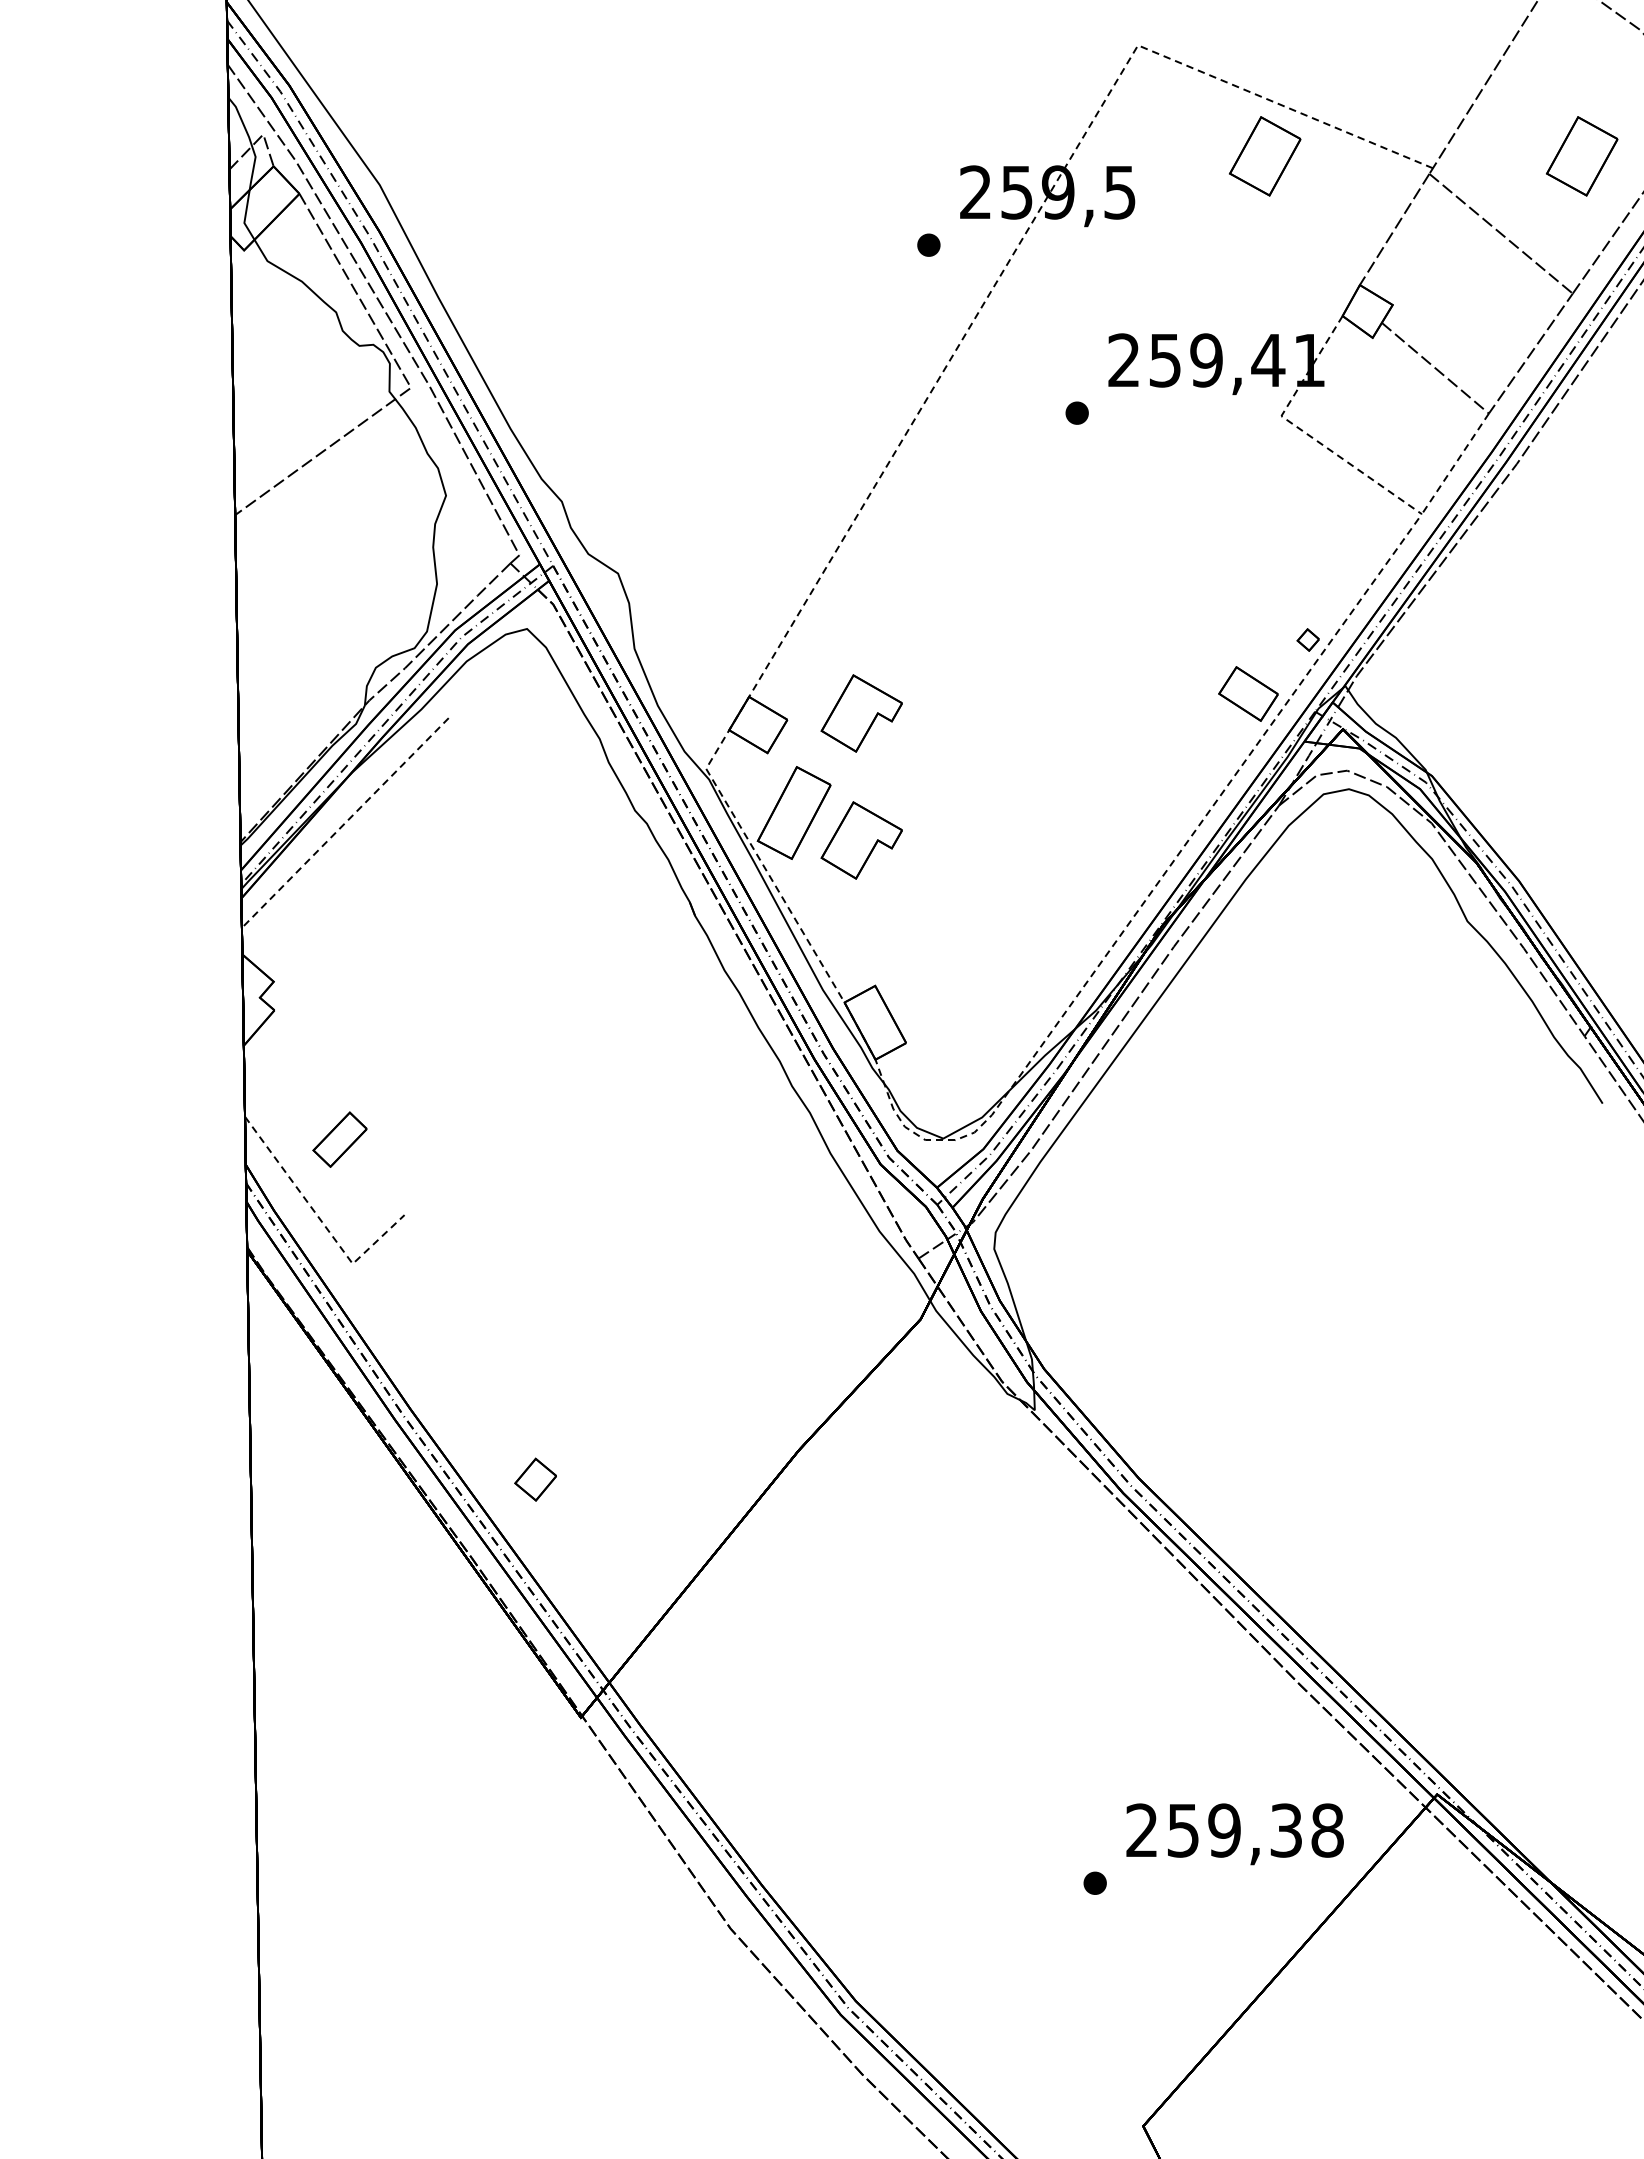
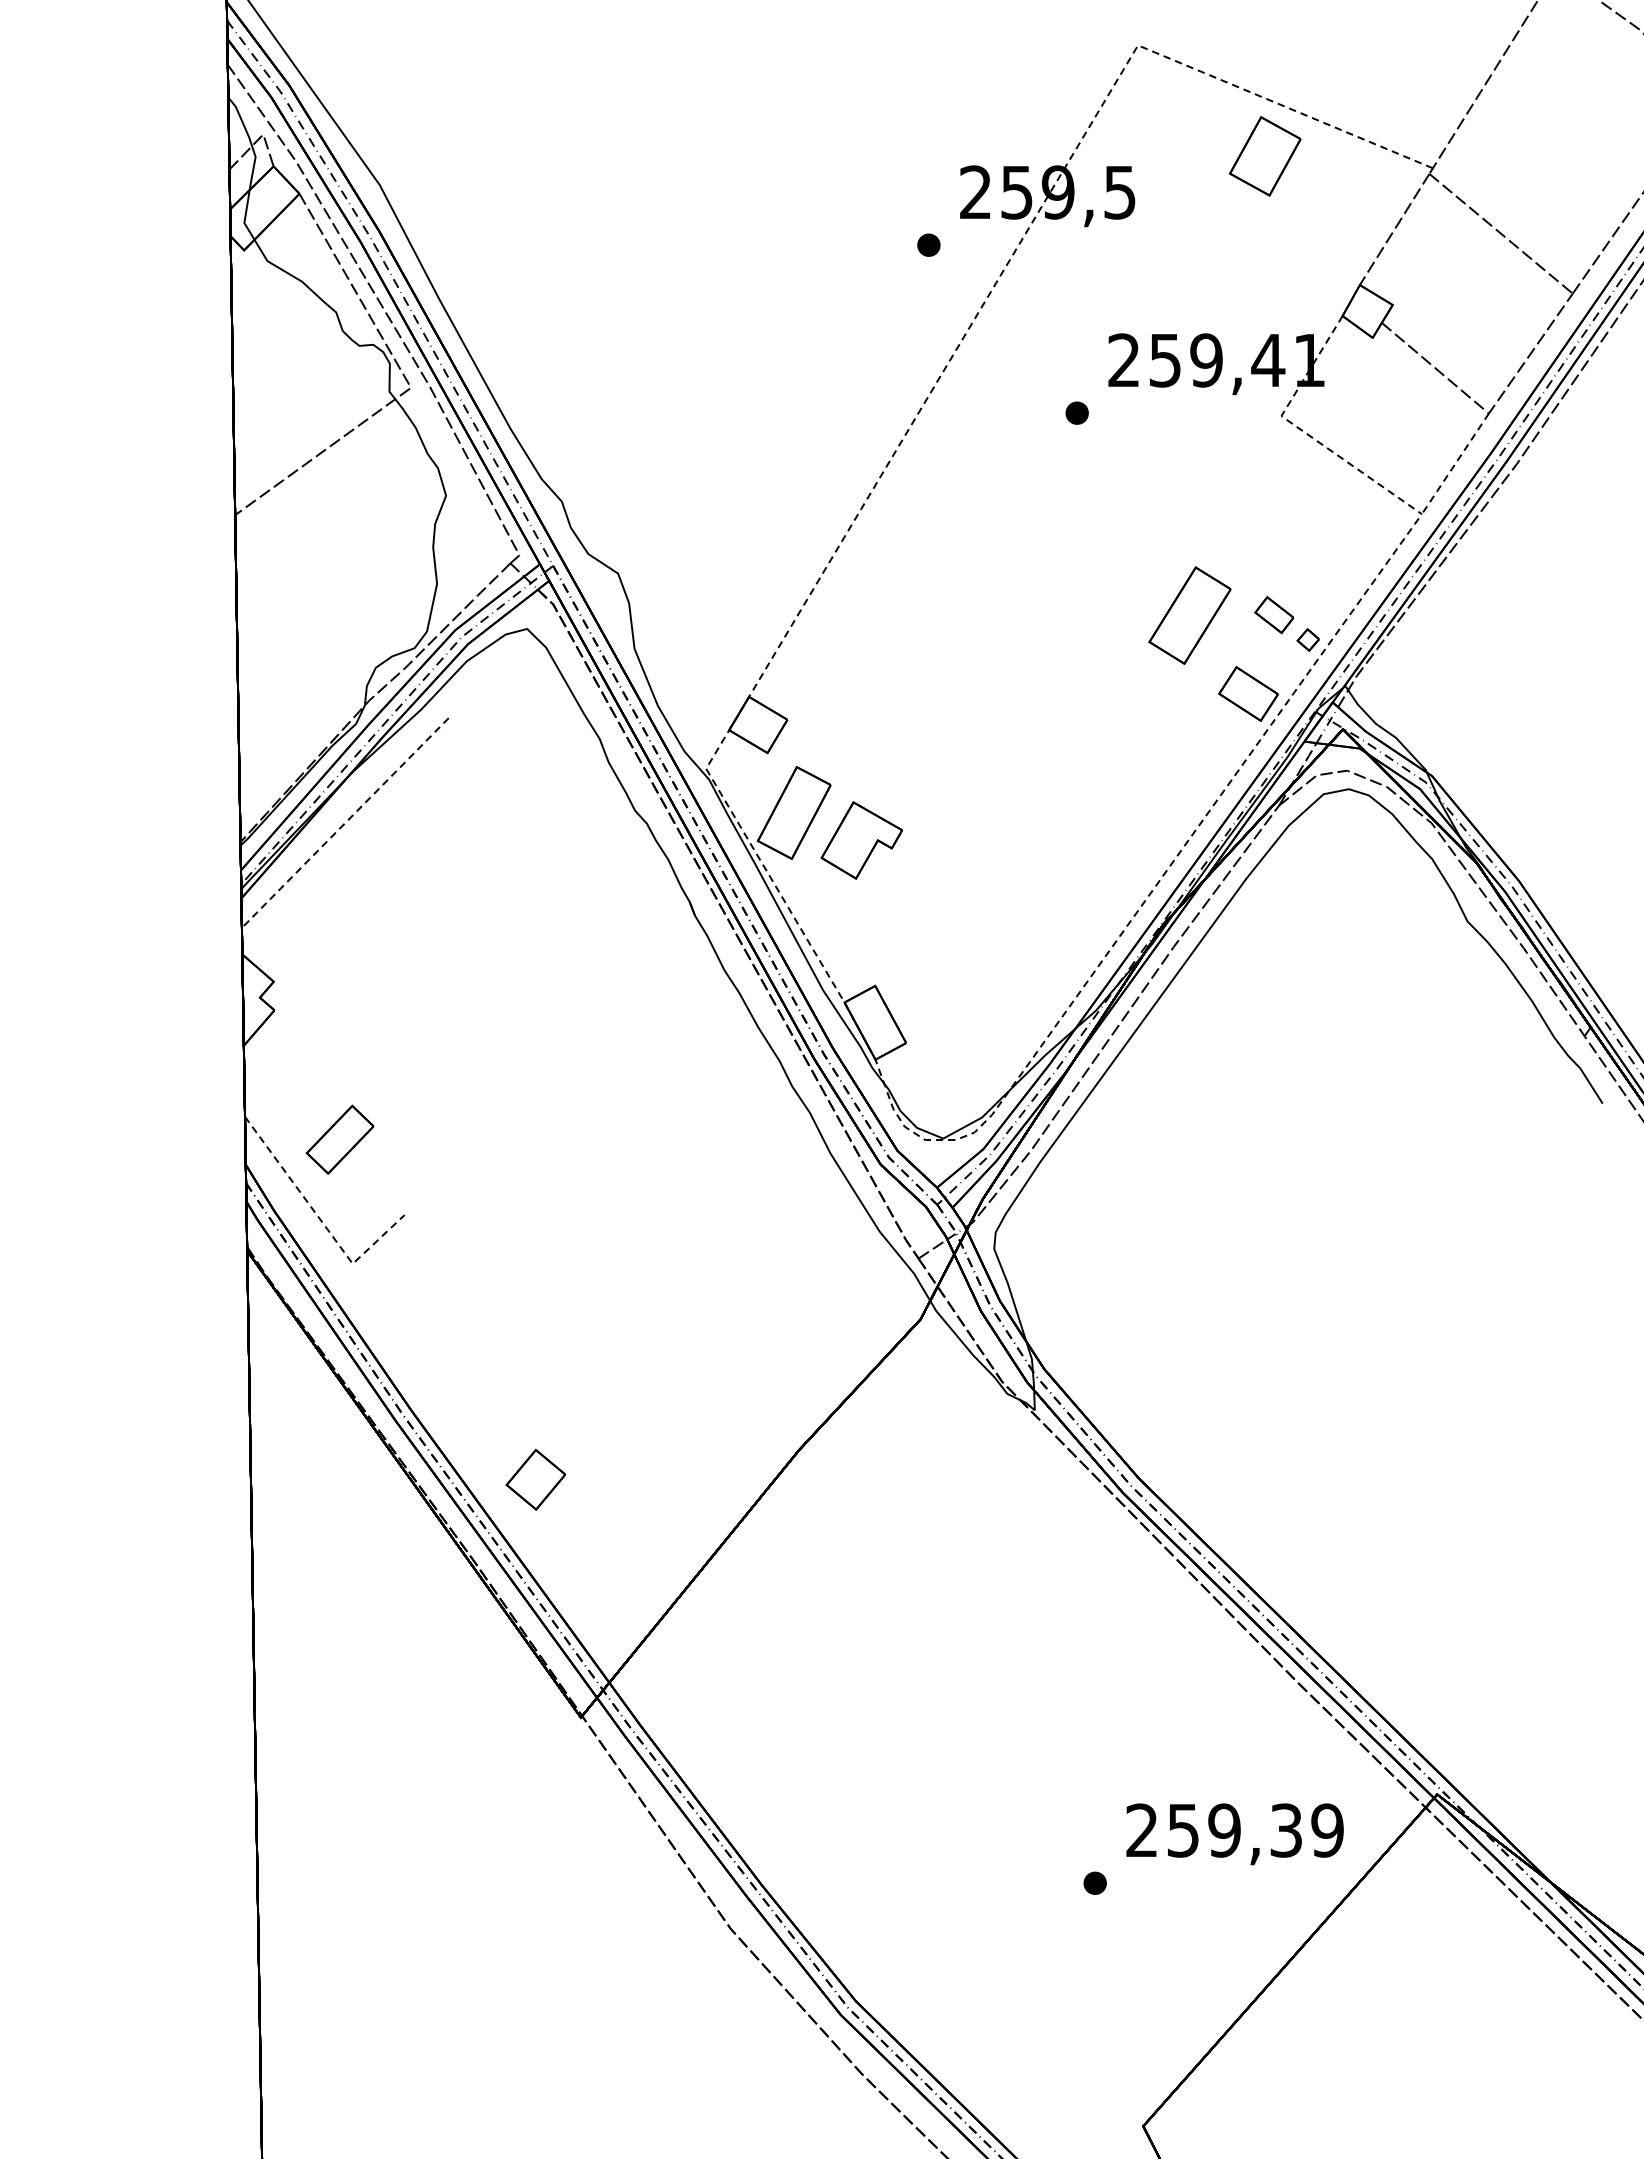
part: present -> none (1582, 156)
part: none -> present (1189, 615)
part: none -> present (1274, 615)
part: present -> none (861, 713)
part size: 56x57 px -> 70x71 px (339, 1139)
part size: 43x45 px -> 61x63 px (535, 1479)
text: 259,38 -> 259,39 (1327, 1830)
